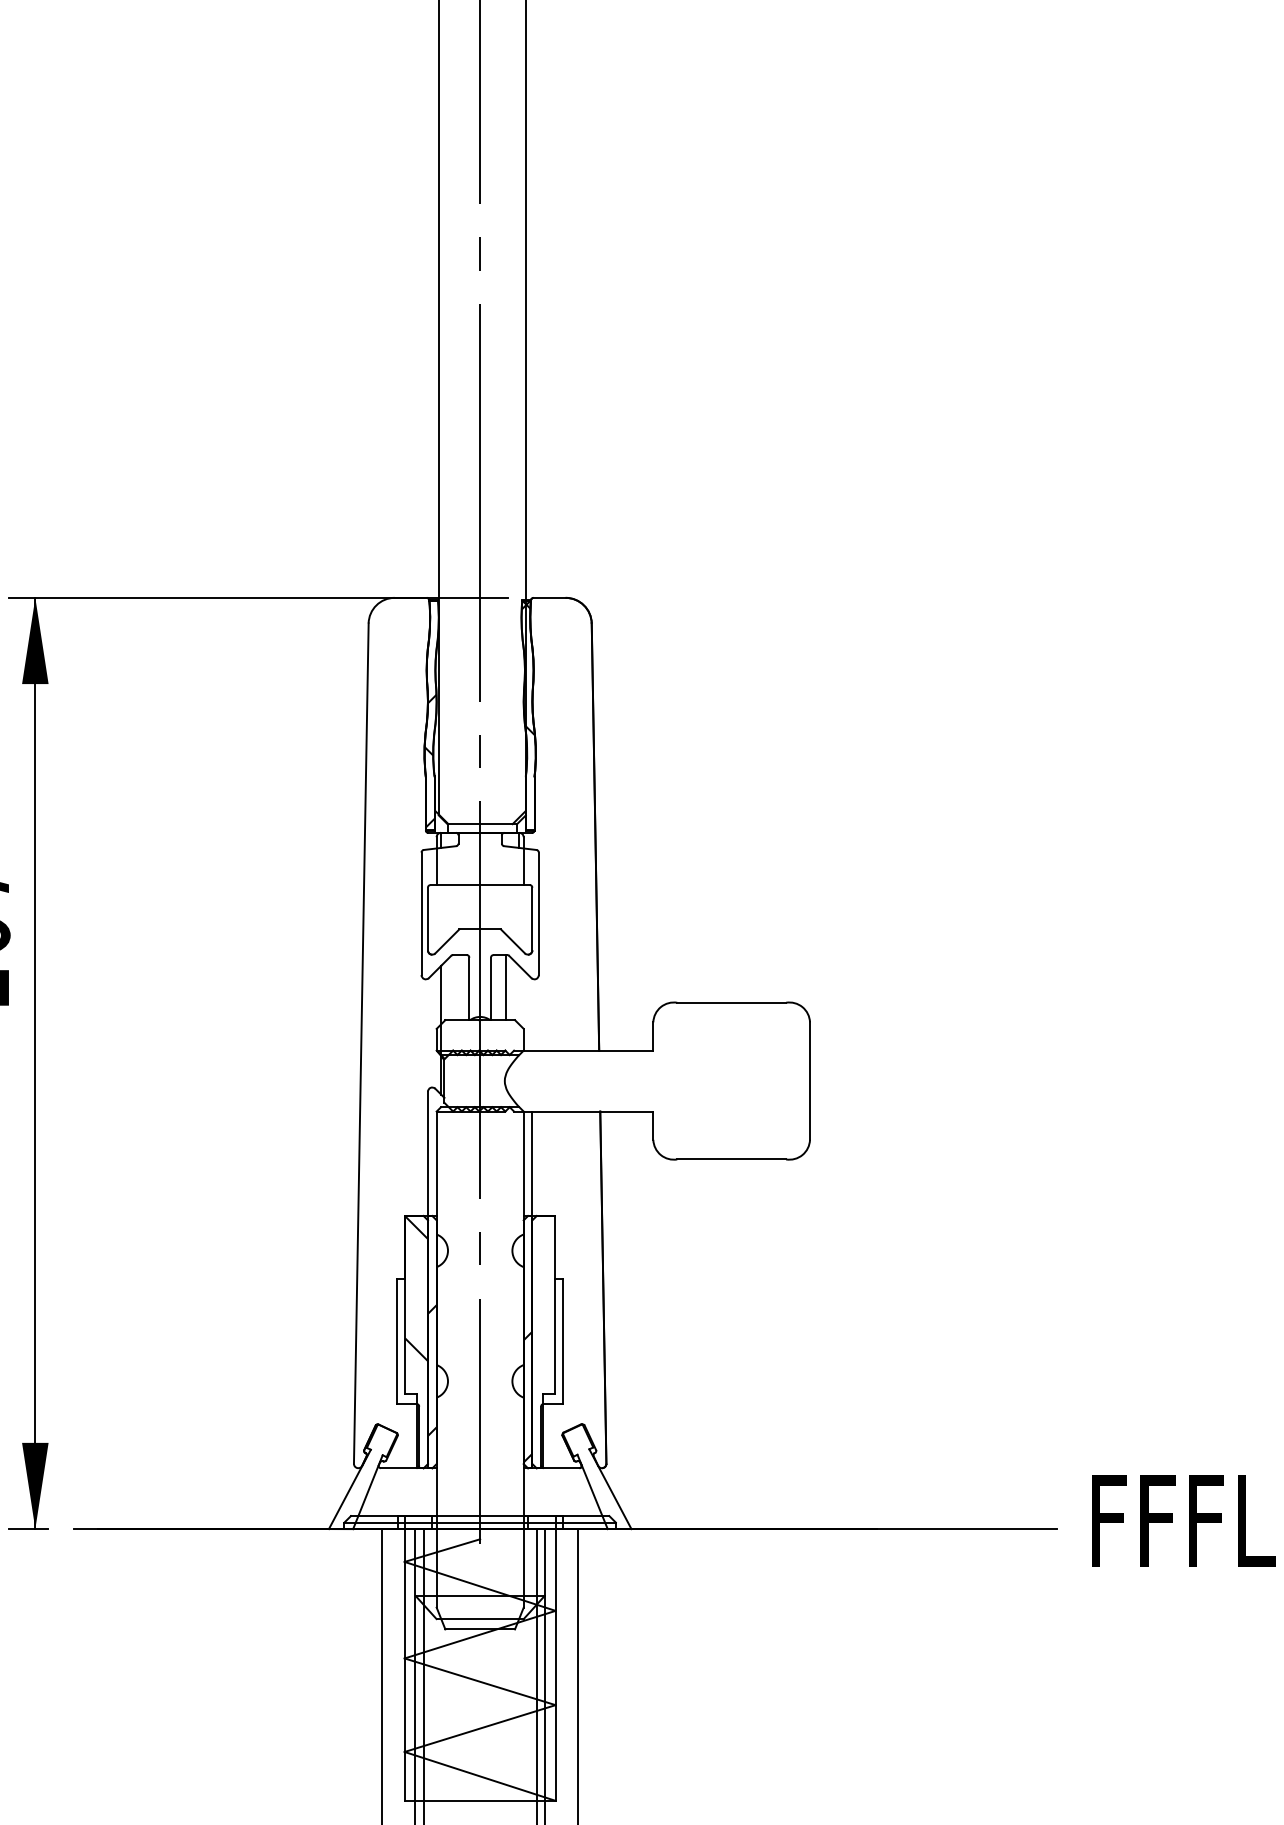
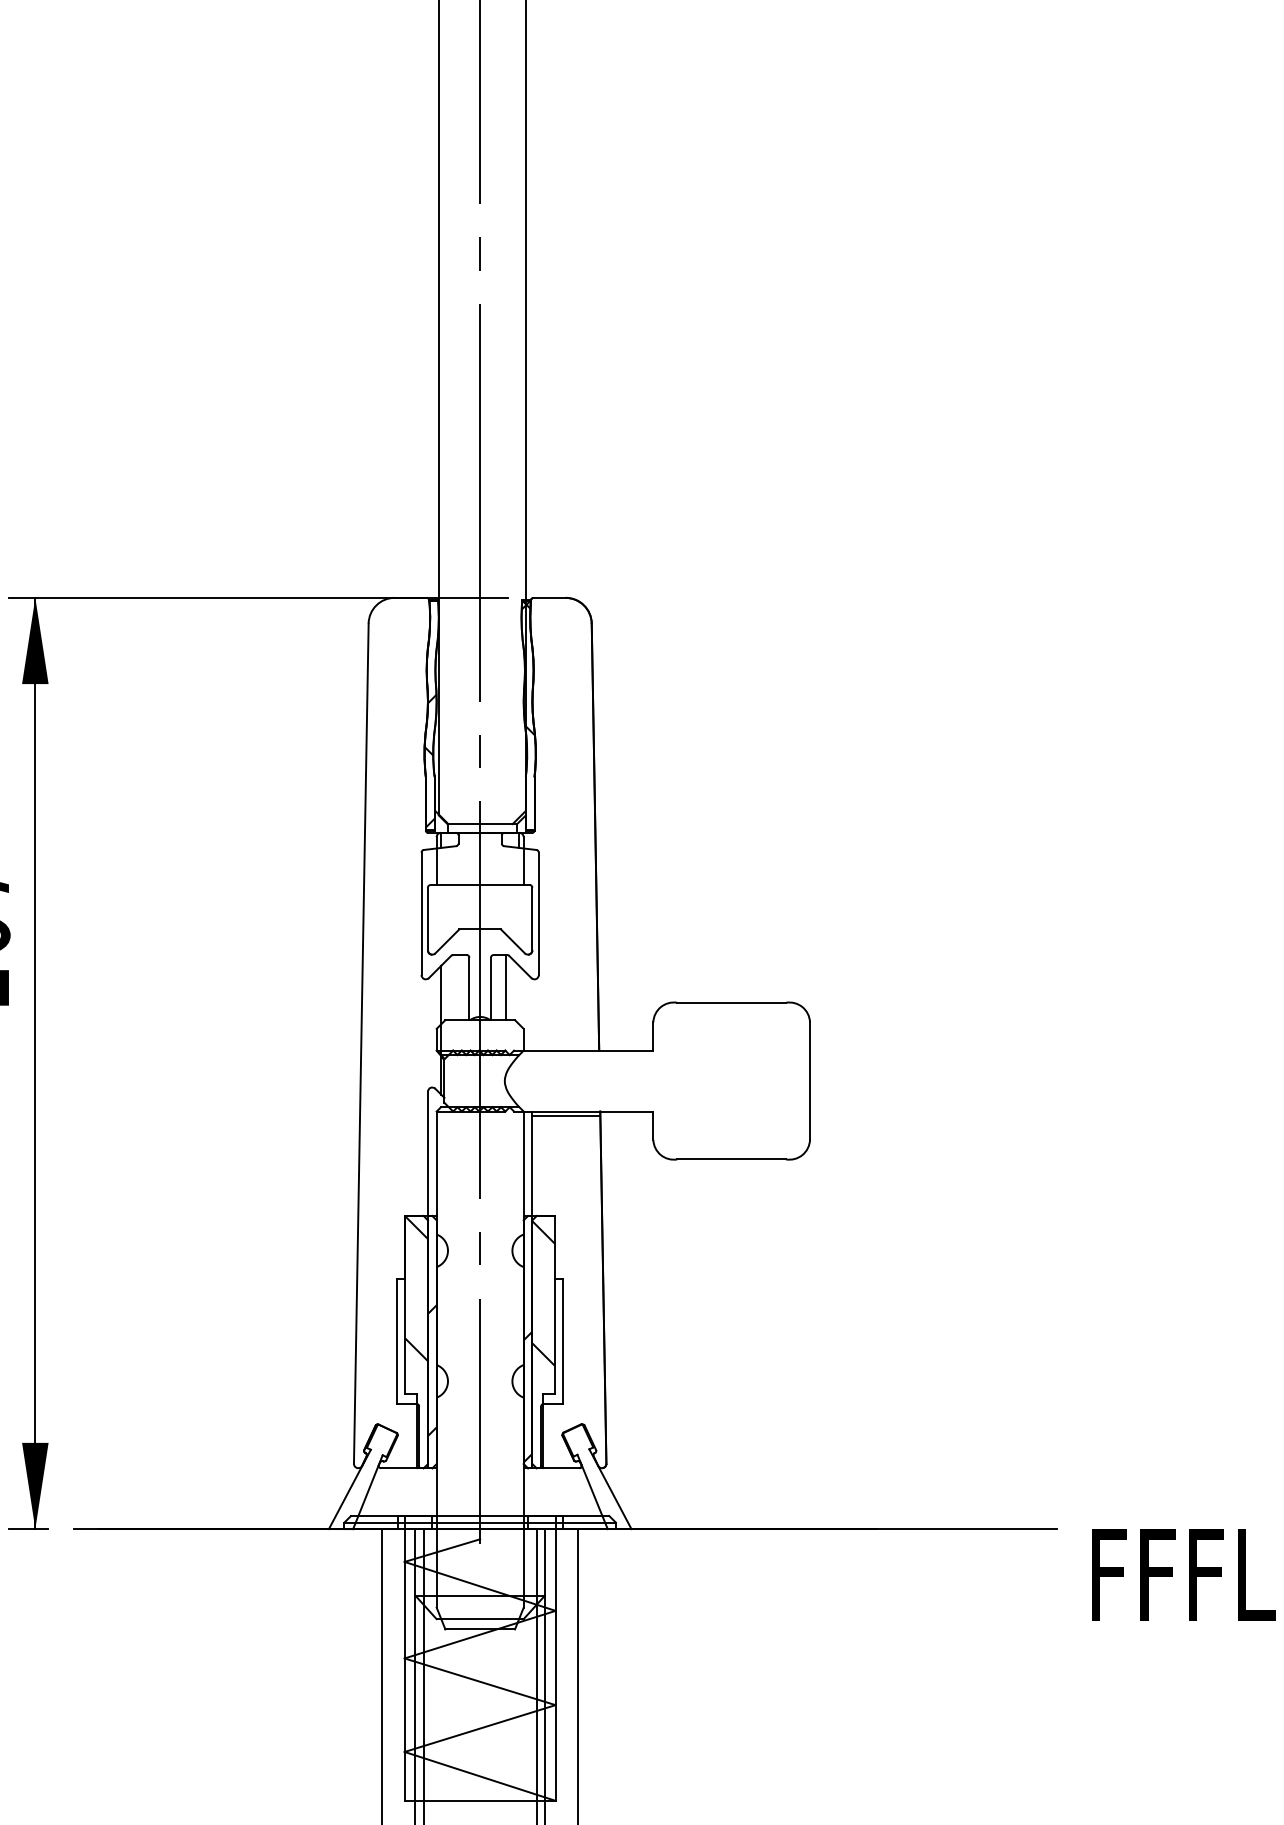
line: none -> present (566, 1115)
hatch: none -> present (543, 1293)
text position: (1183, 1520) -> (1183, 1574) (1183, 1574)
